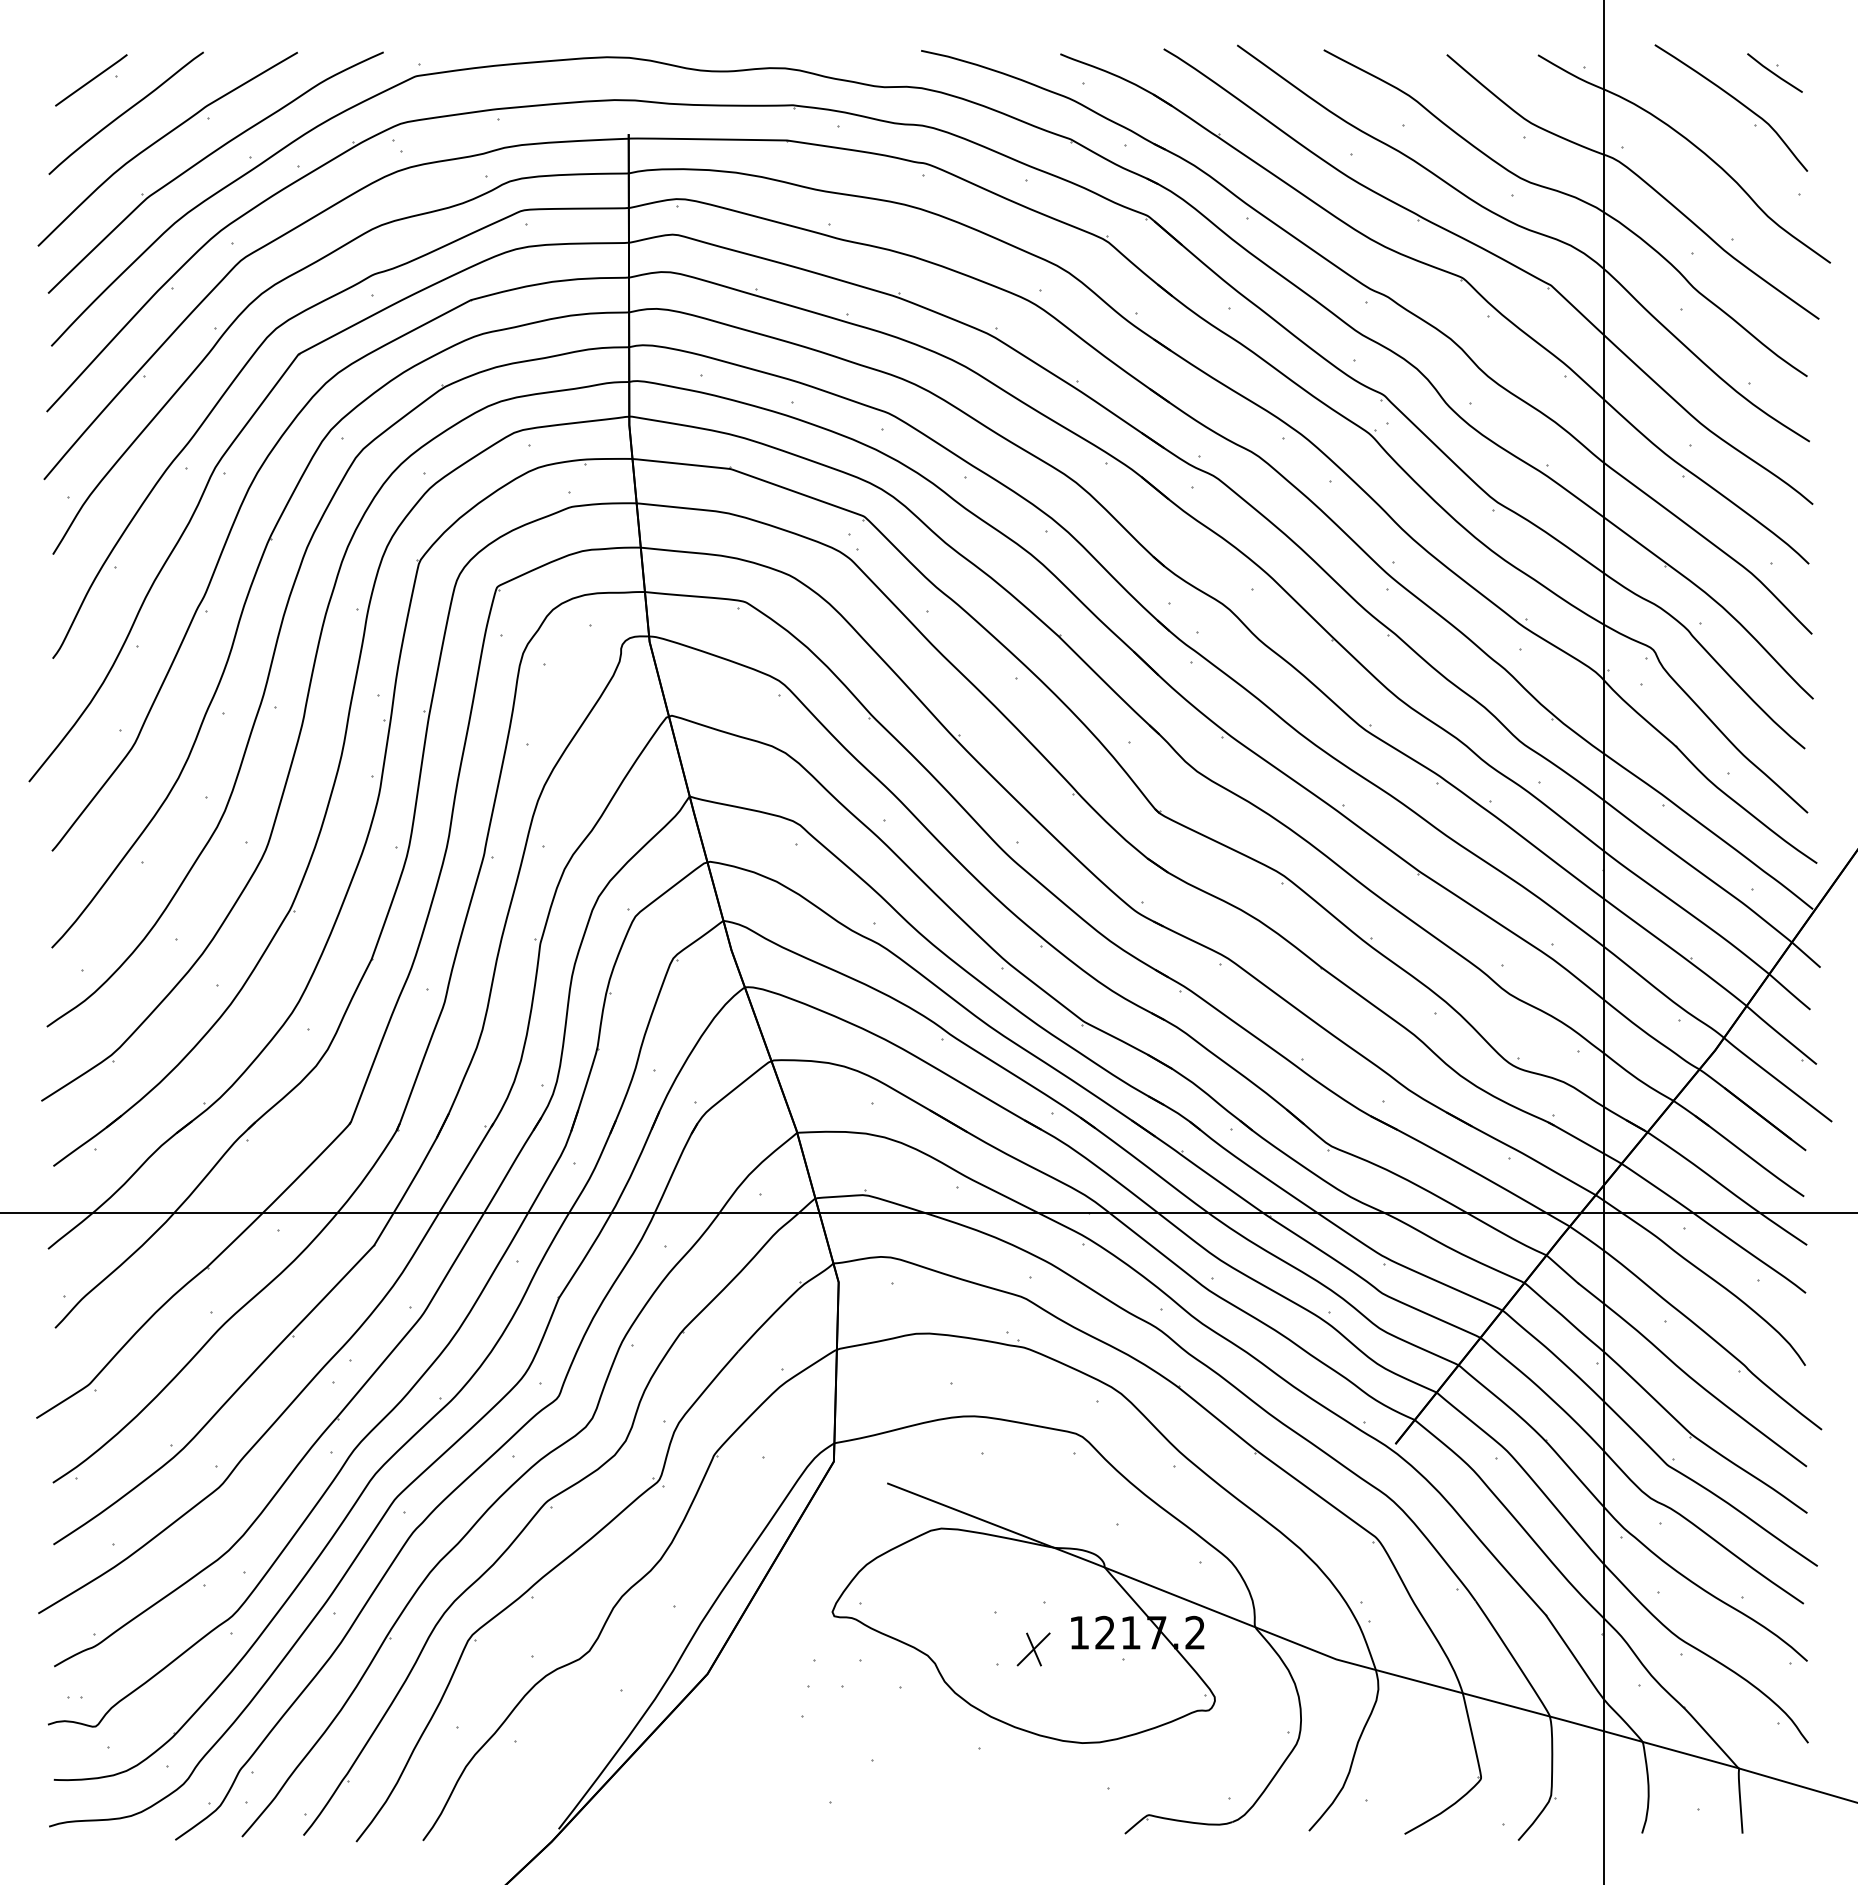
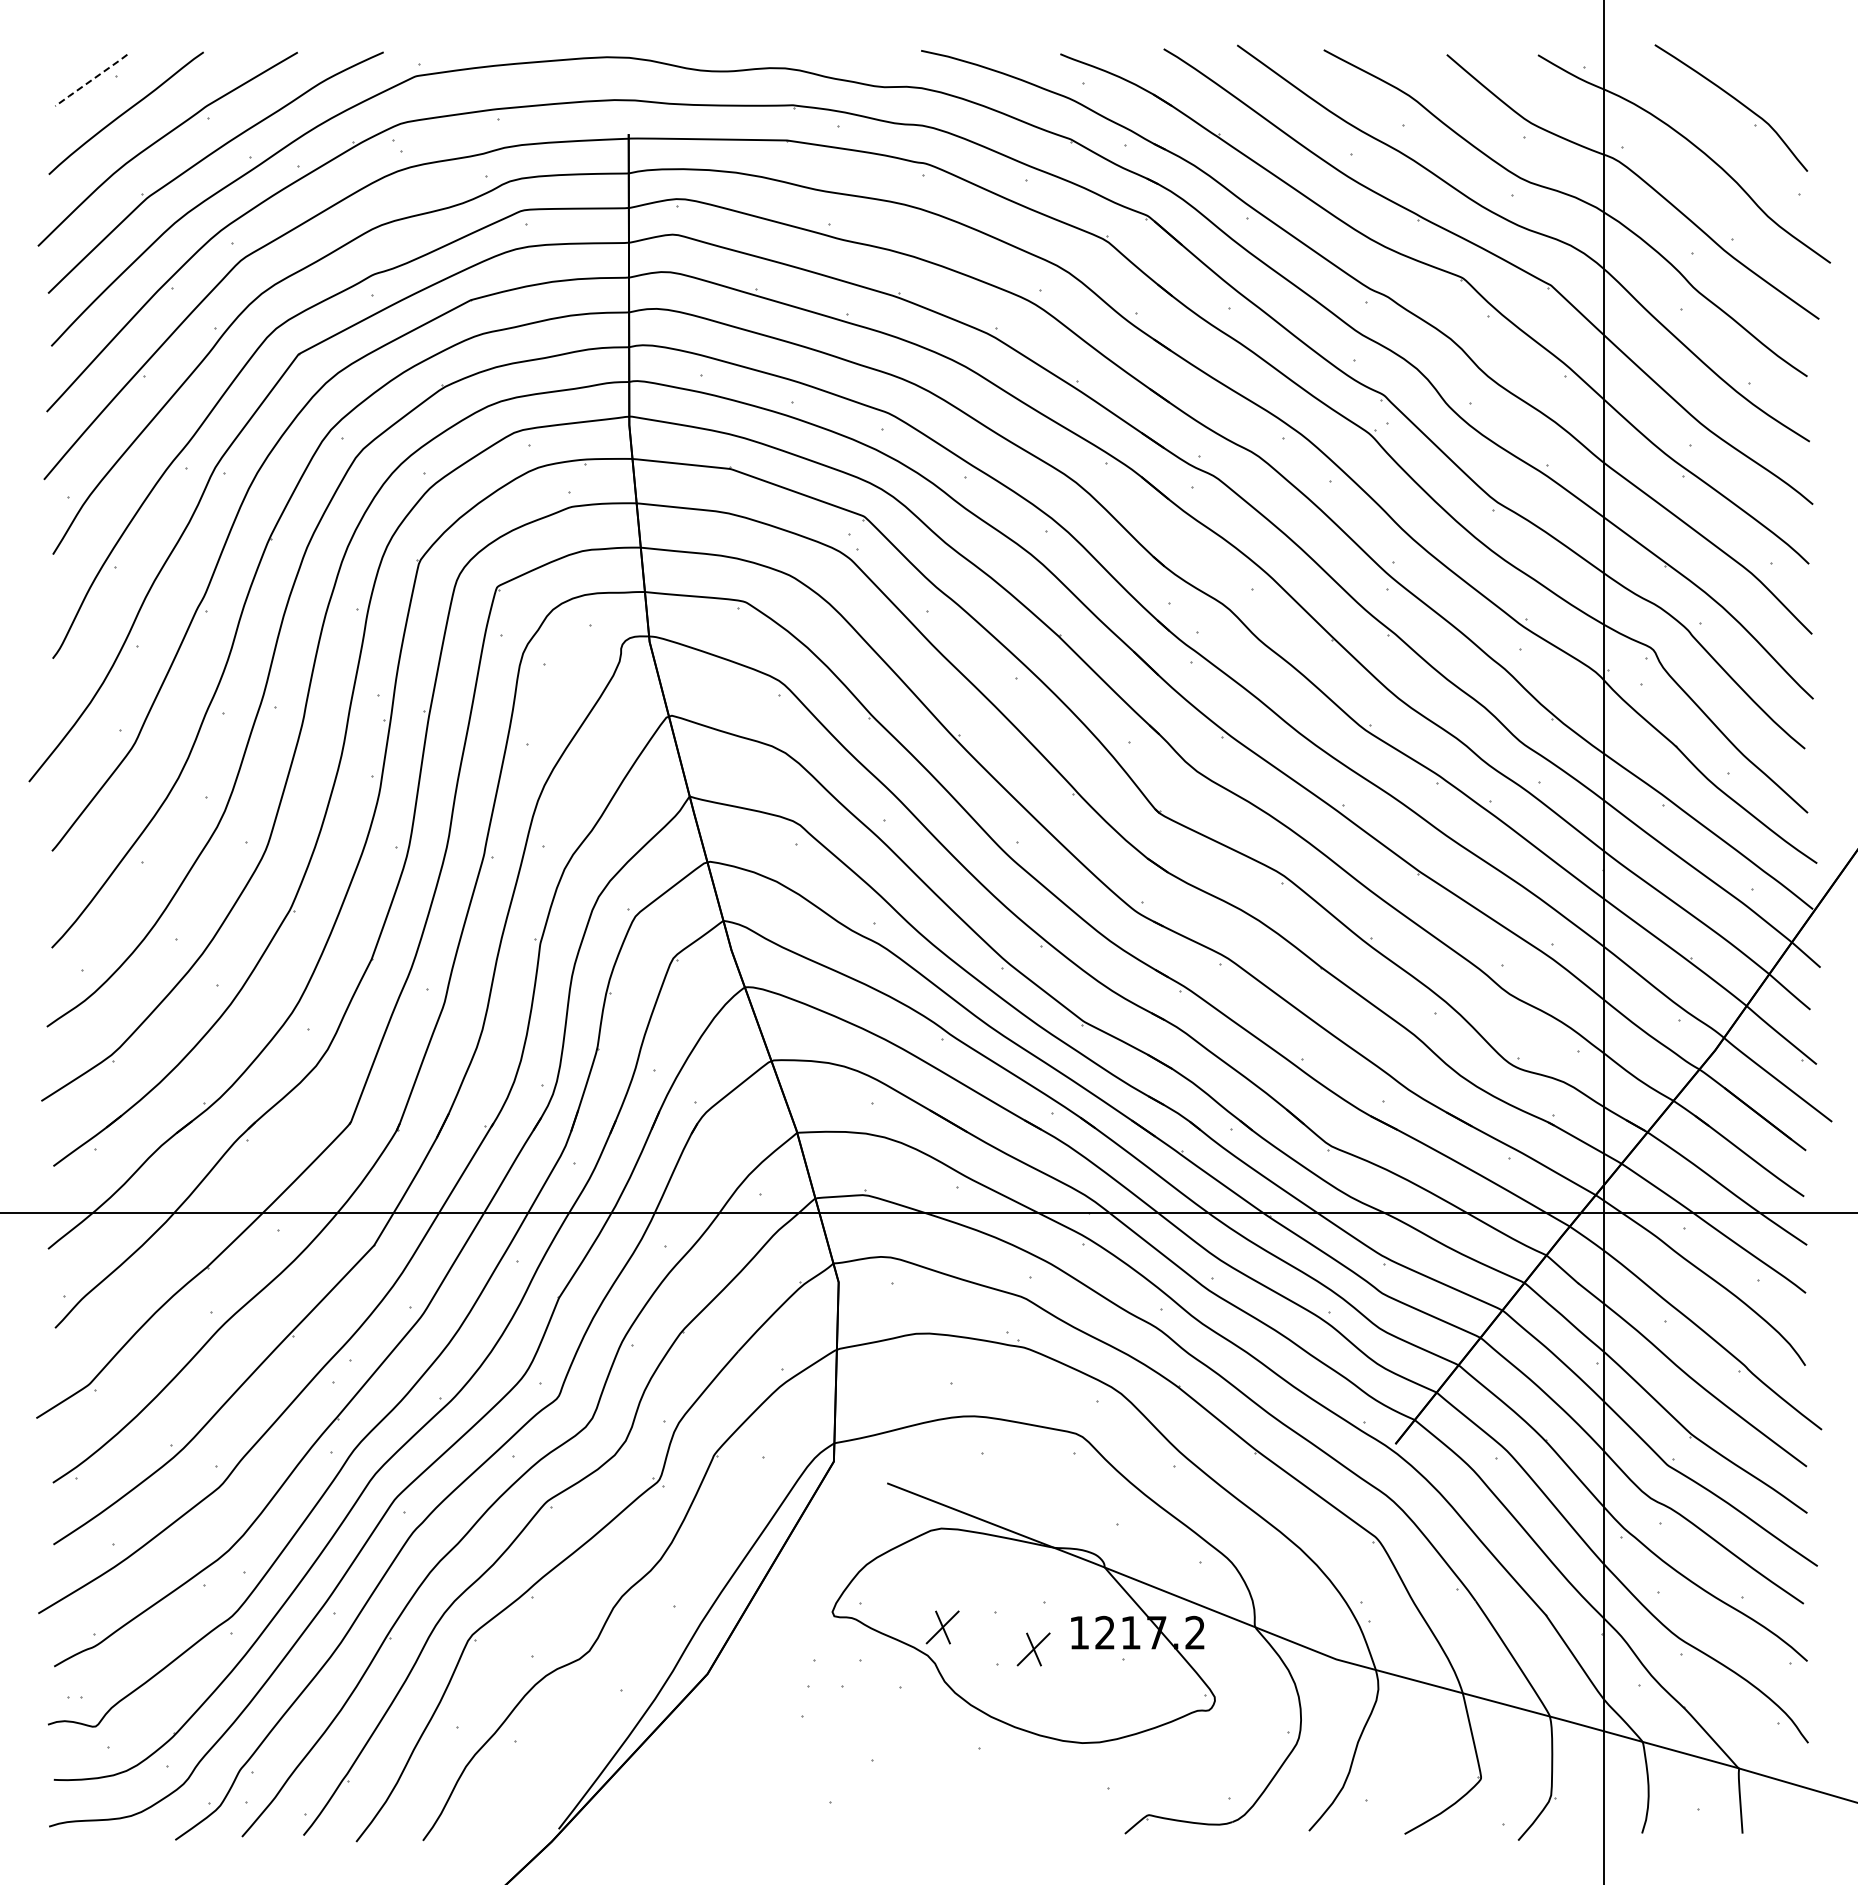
part: present -> none (1774, 72)
line: solid -> dashed (91, 80)
part: none -> present (942, 1627)
